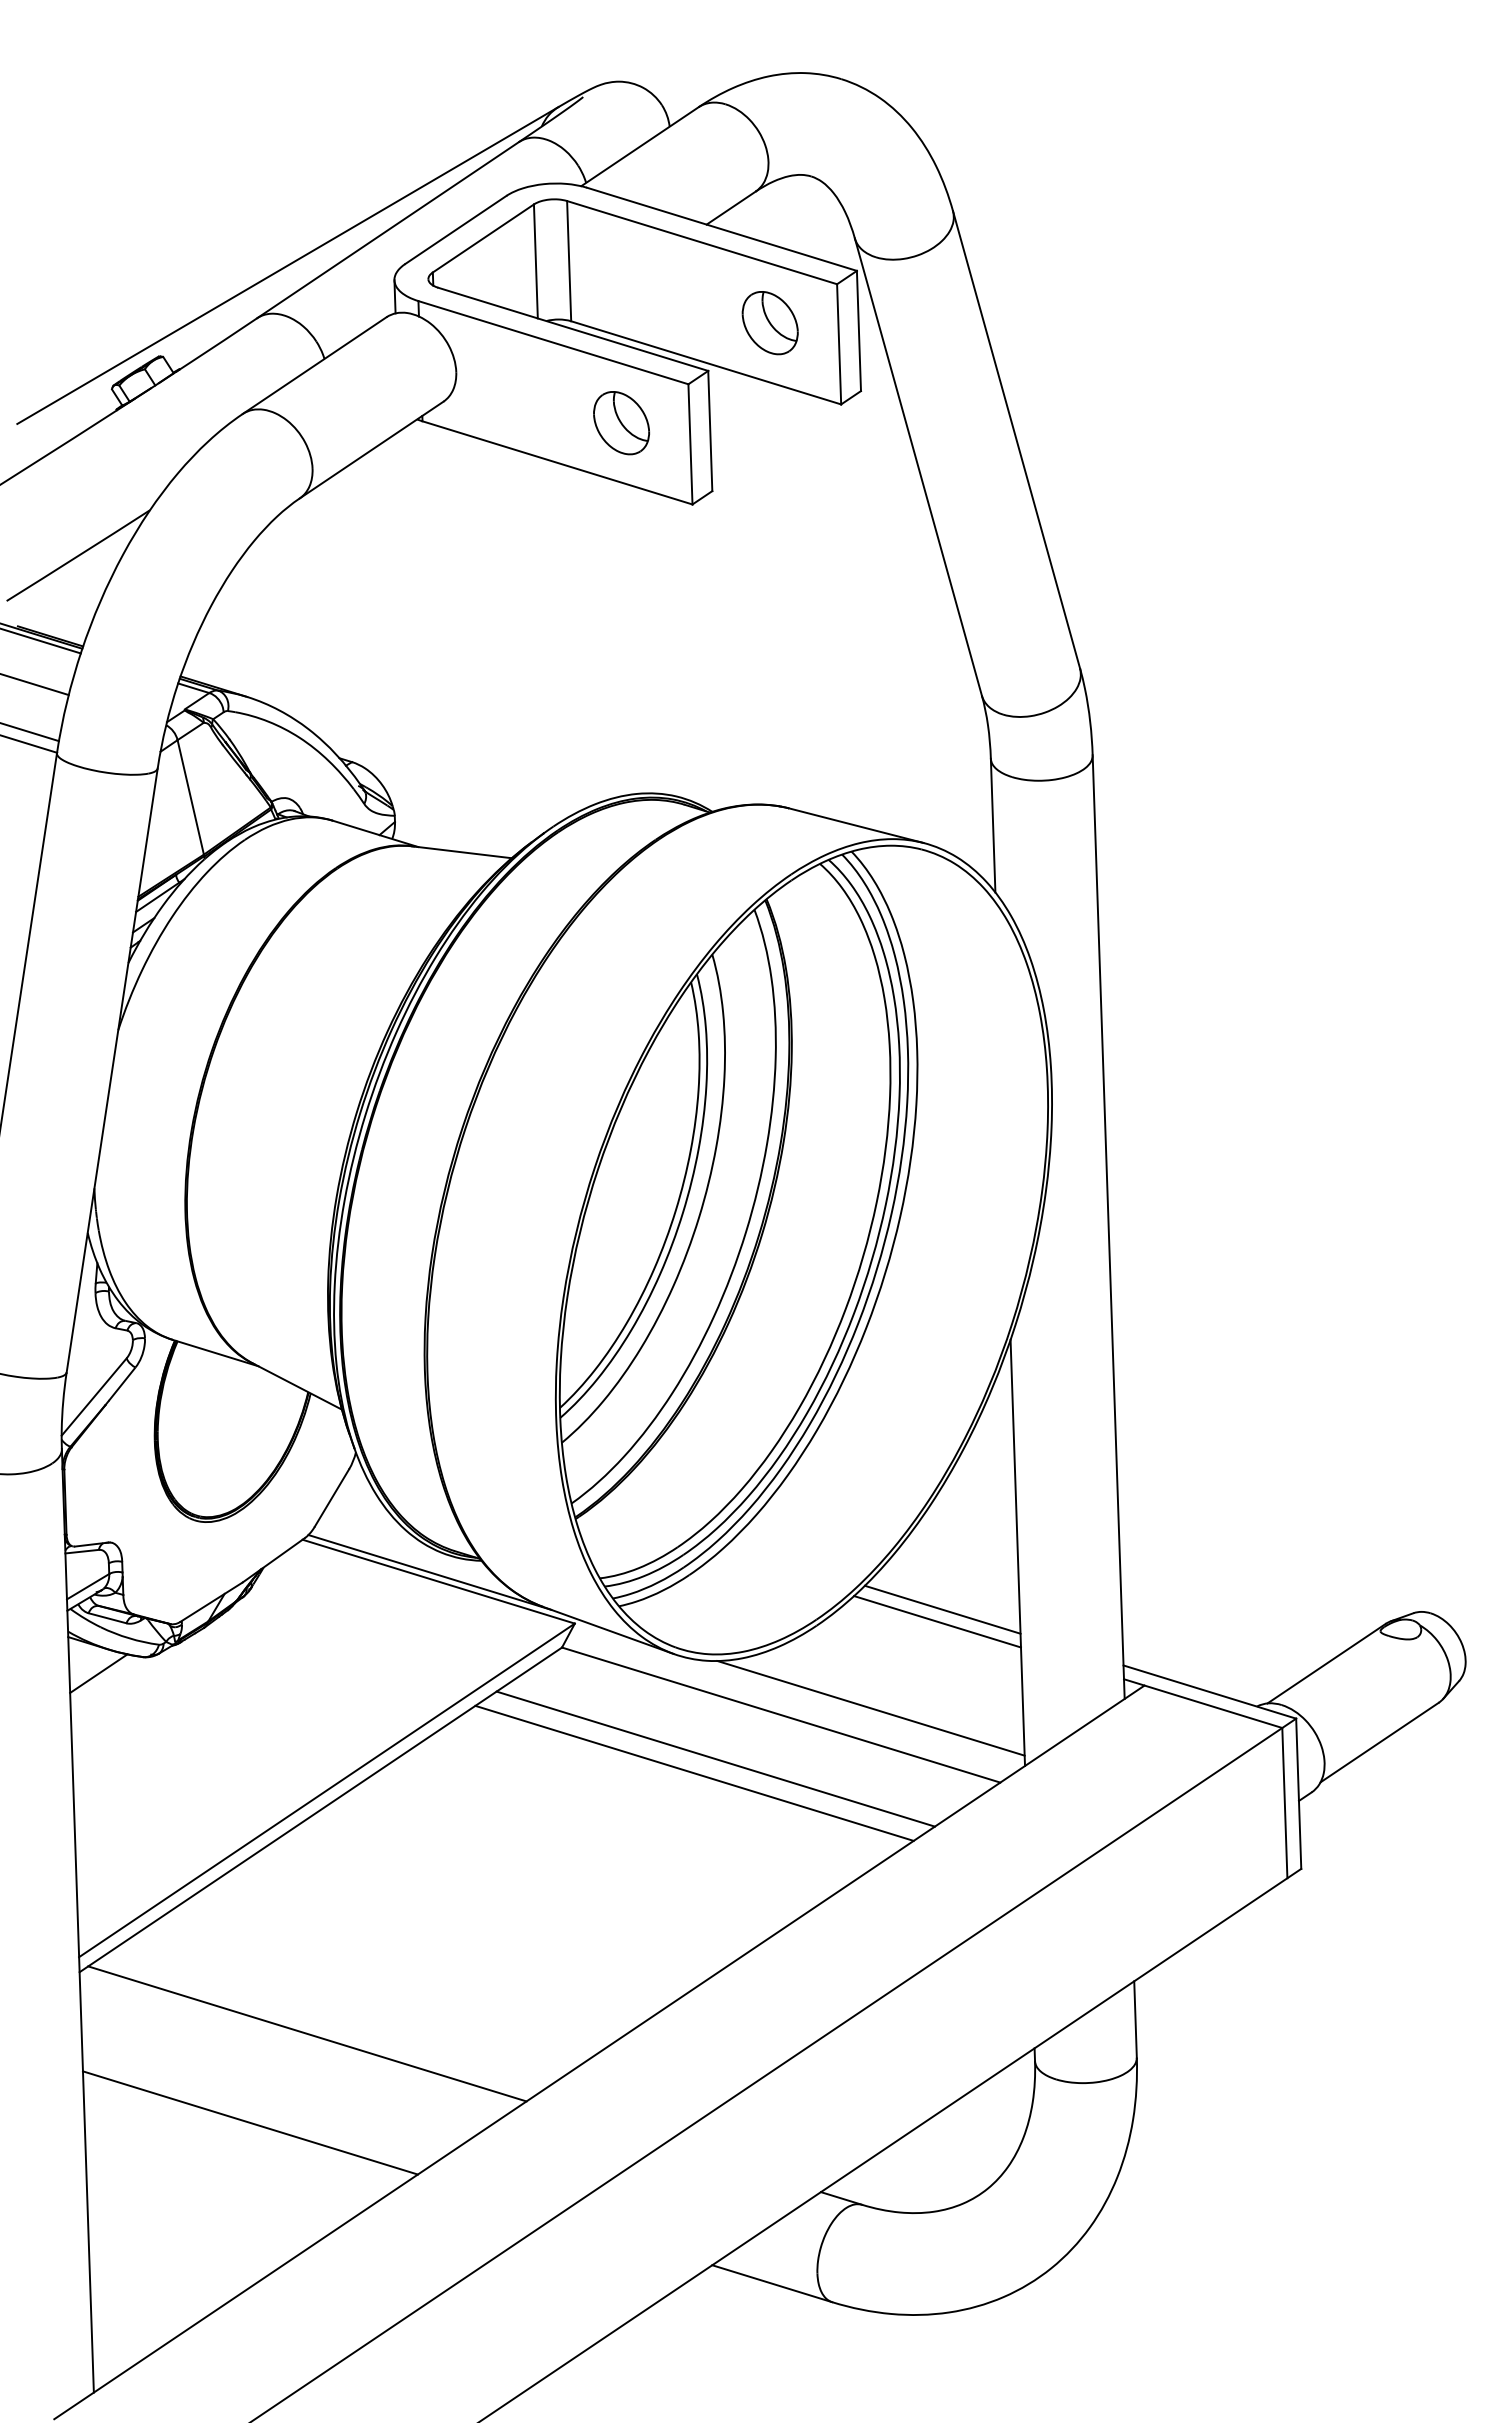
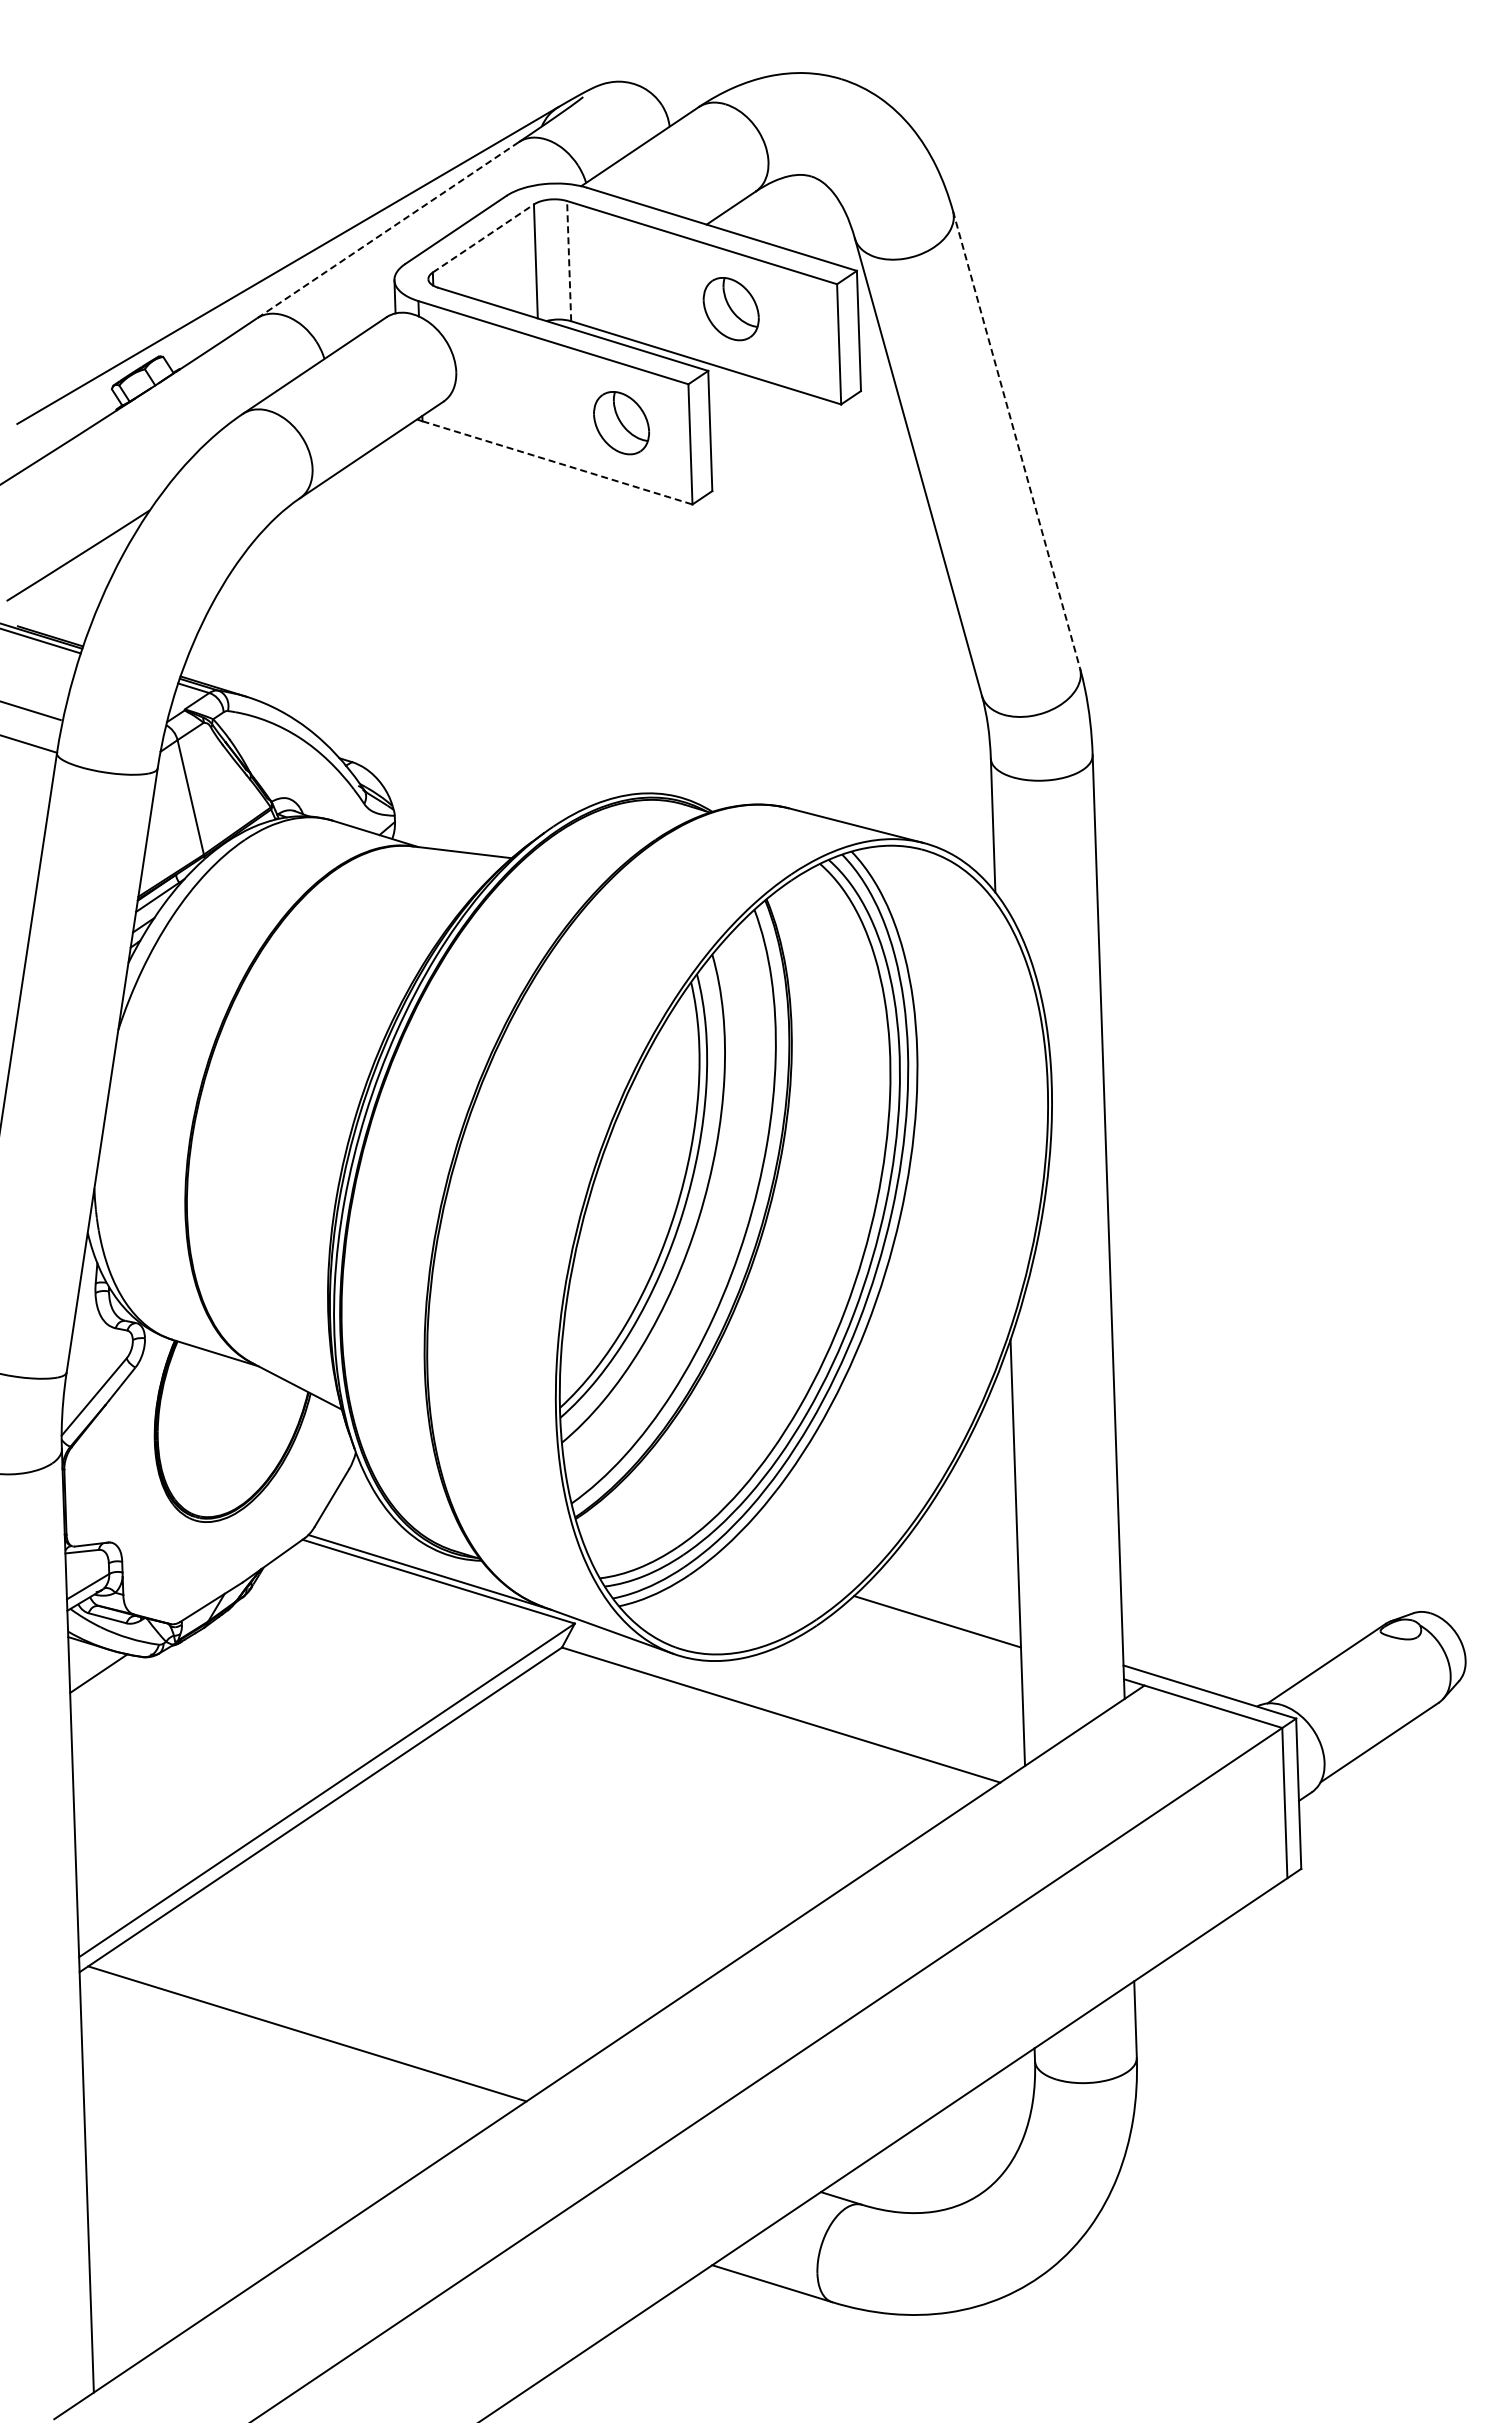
line: solid -> dashed (387, 230)
line: solid -> dashed (483, 238)
line: solid -> dashed (569, 260)
part position: (769, 323) -> (730, 309) (730, 309)
line: solid -> dashed (1016, 440)
line: solid -> dashed (557, 463)
line position: (35, 684) -> (31, 711) (31, 711)
line: present -> none (30, 732)
line: present -> none (942, 1609)
line: present -> none (870, 1708)
line: present -> none (715, 1758)
line: present -> none (694, 1772)
line: present -> none (249, 2122)
